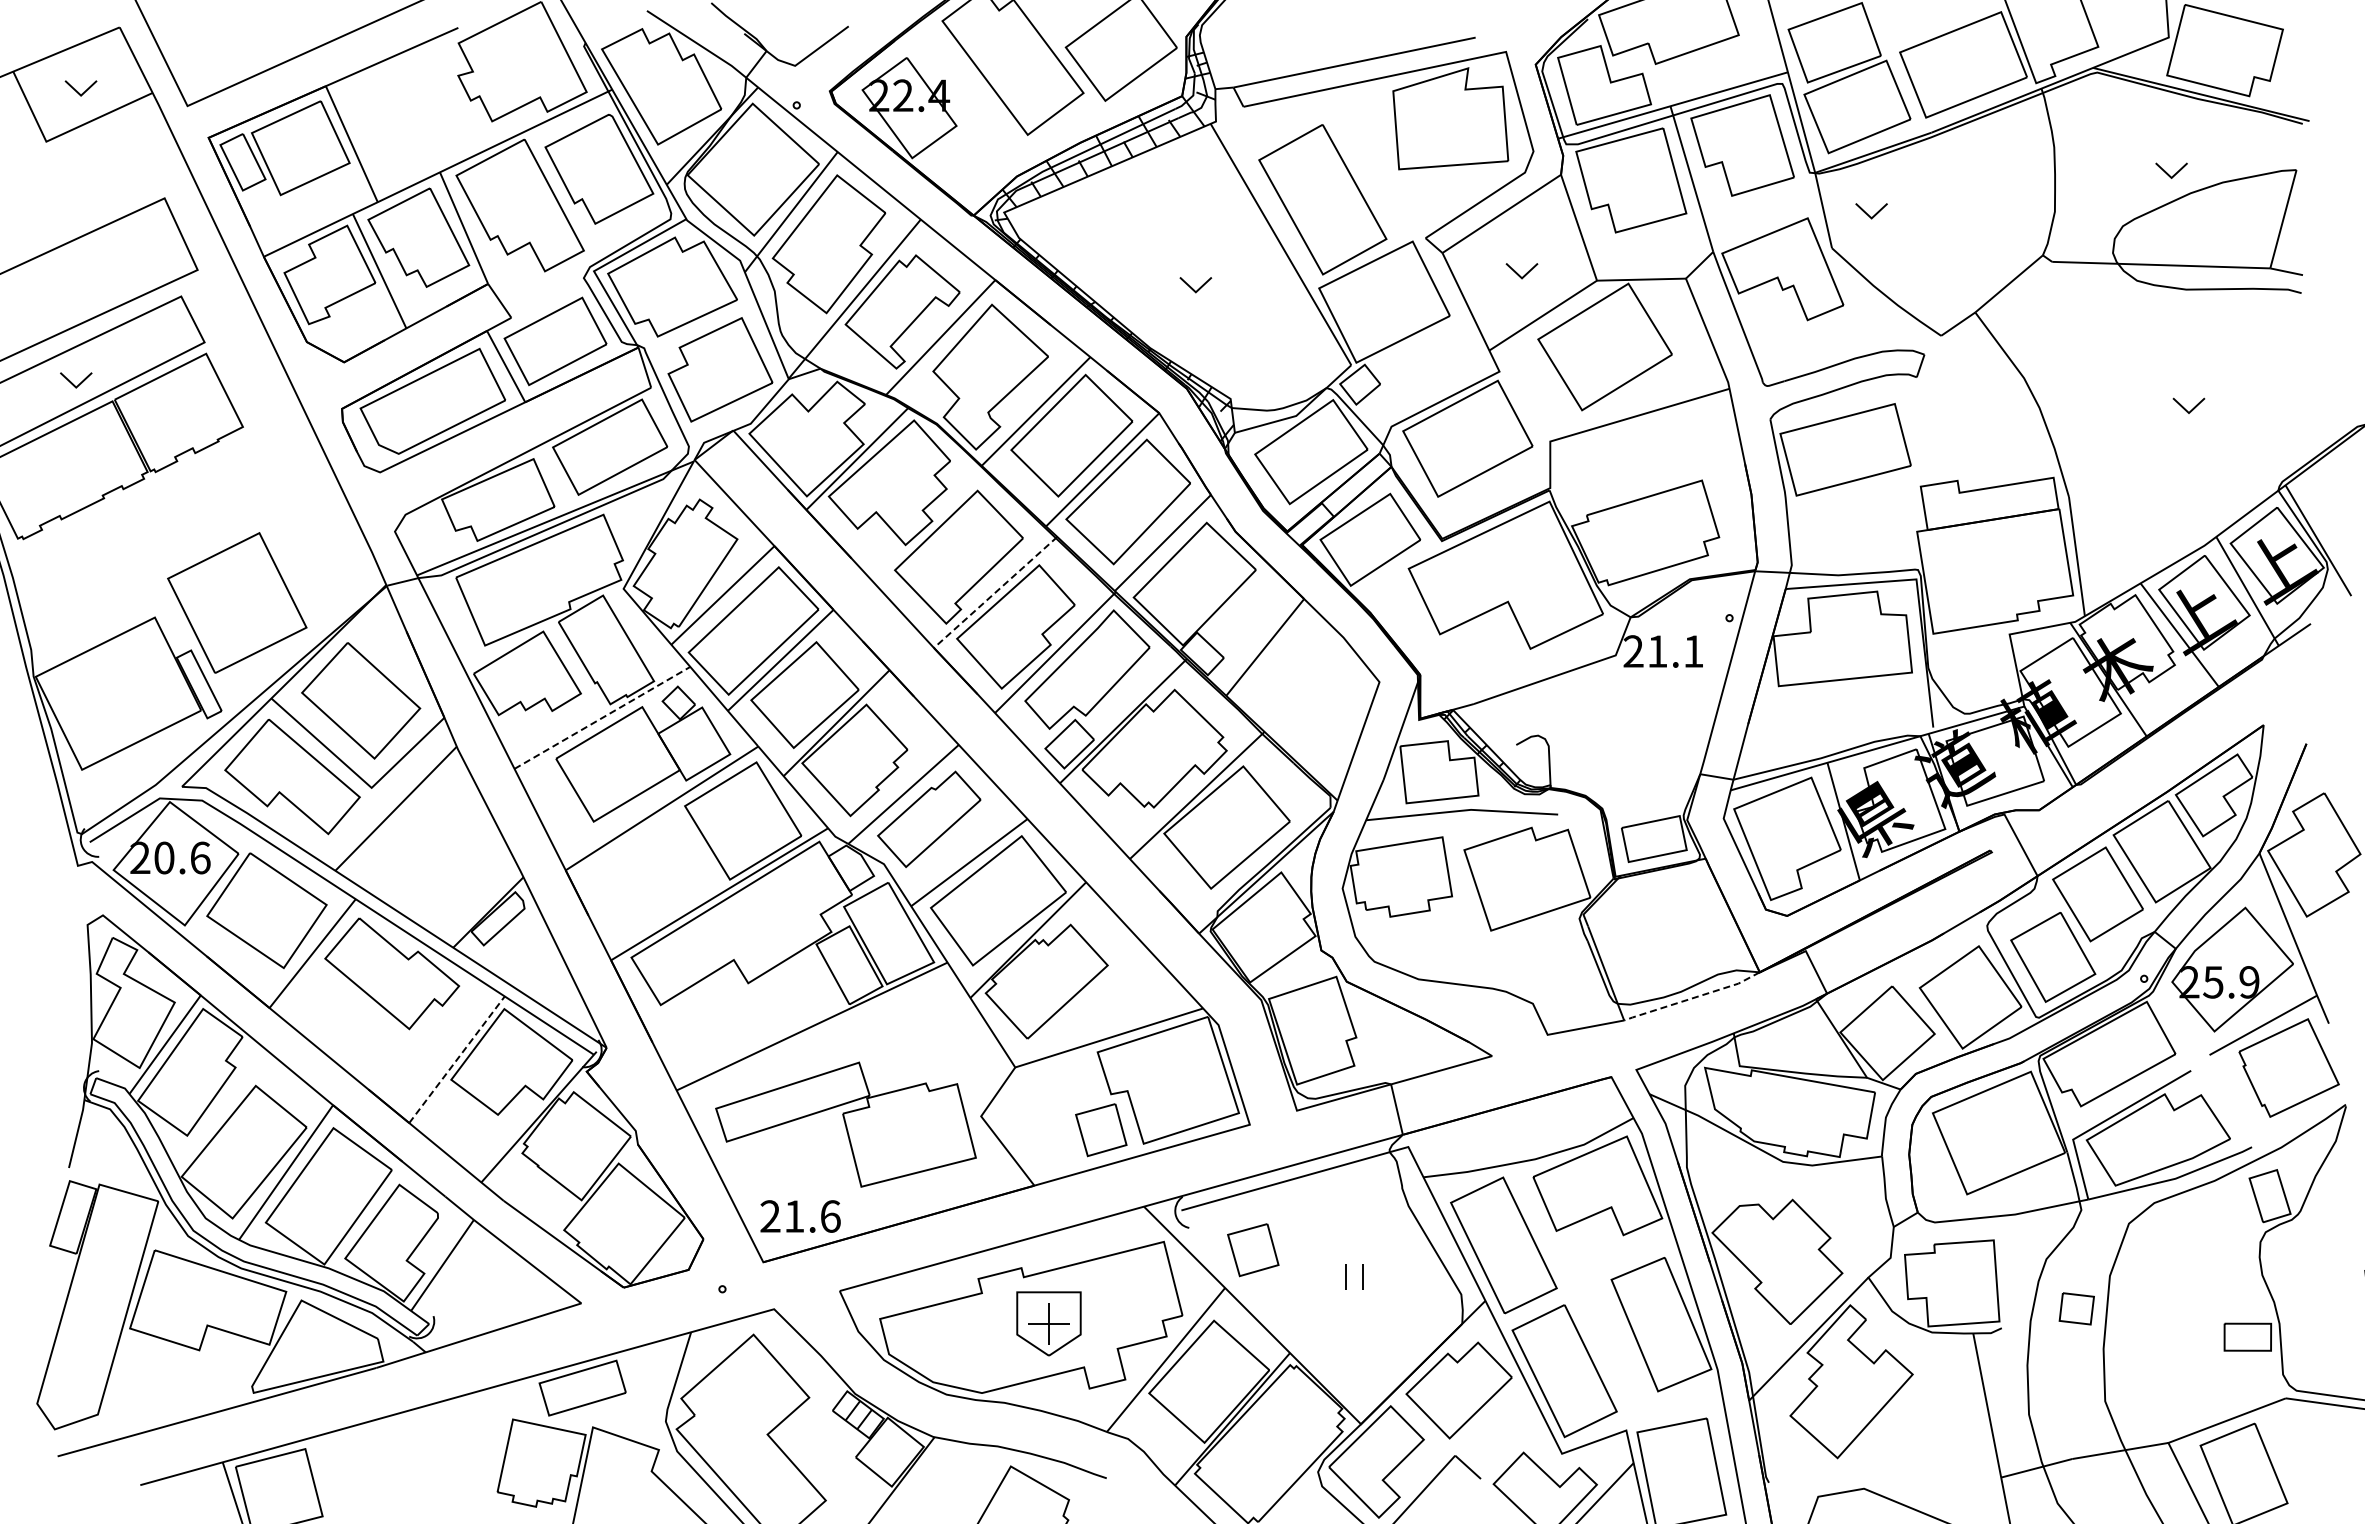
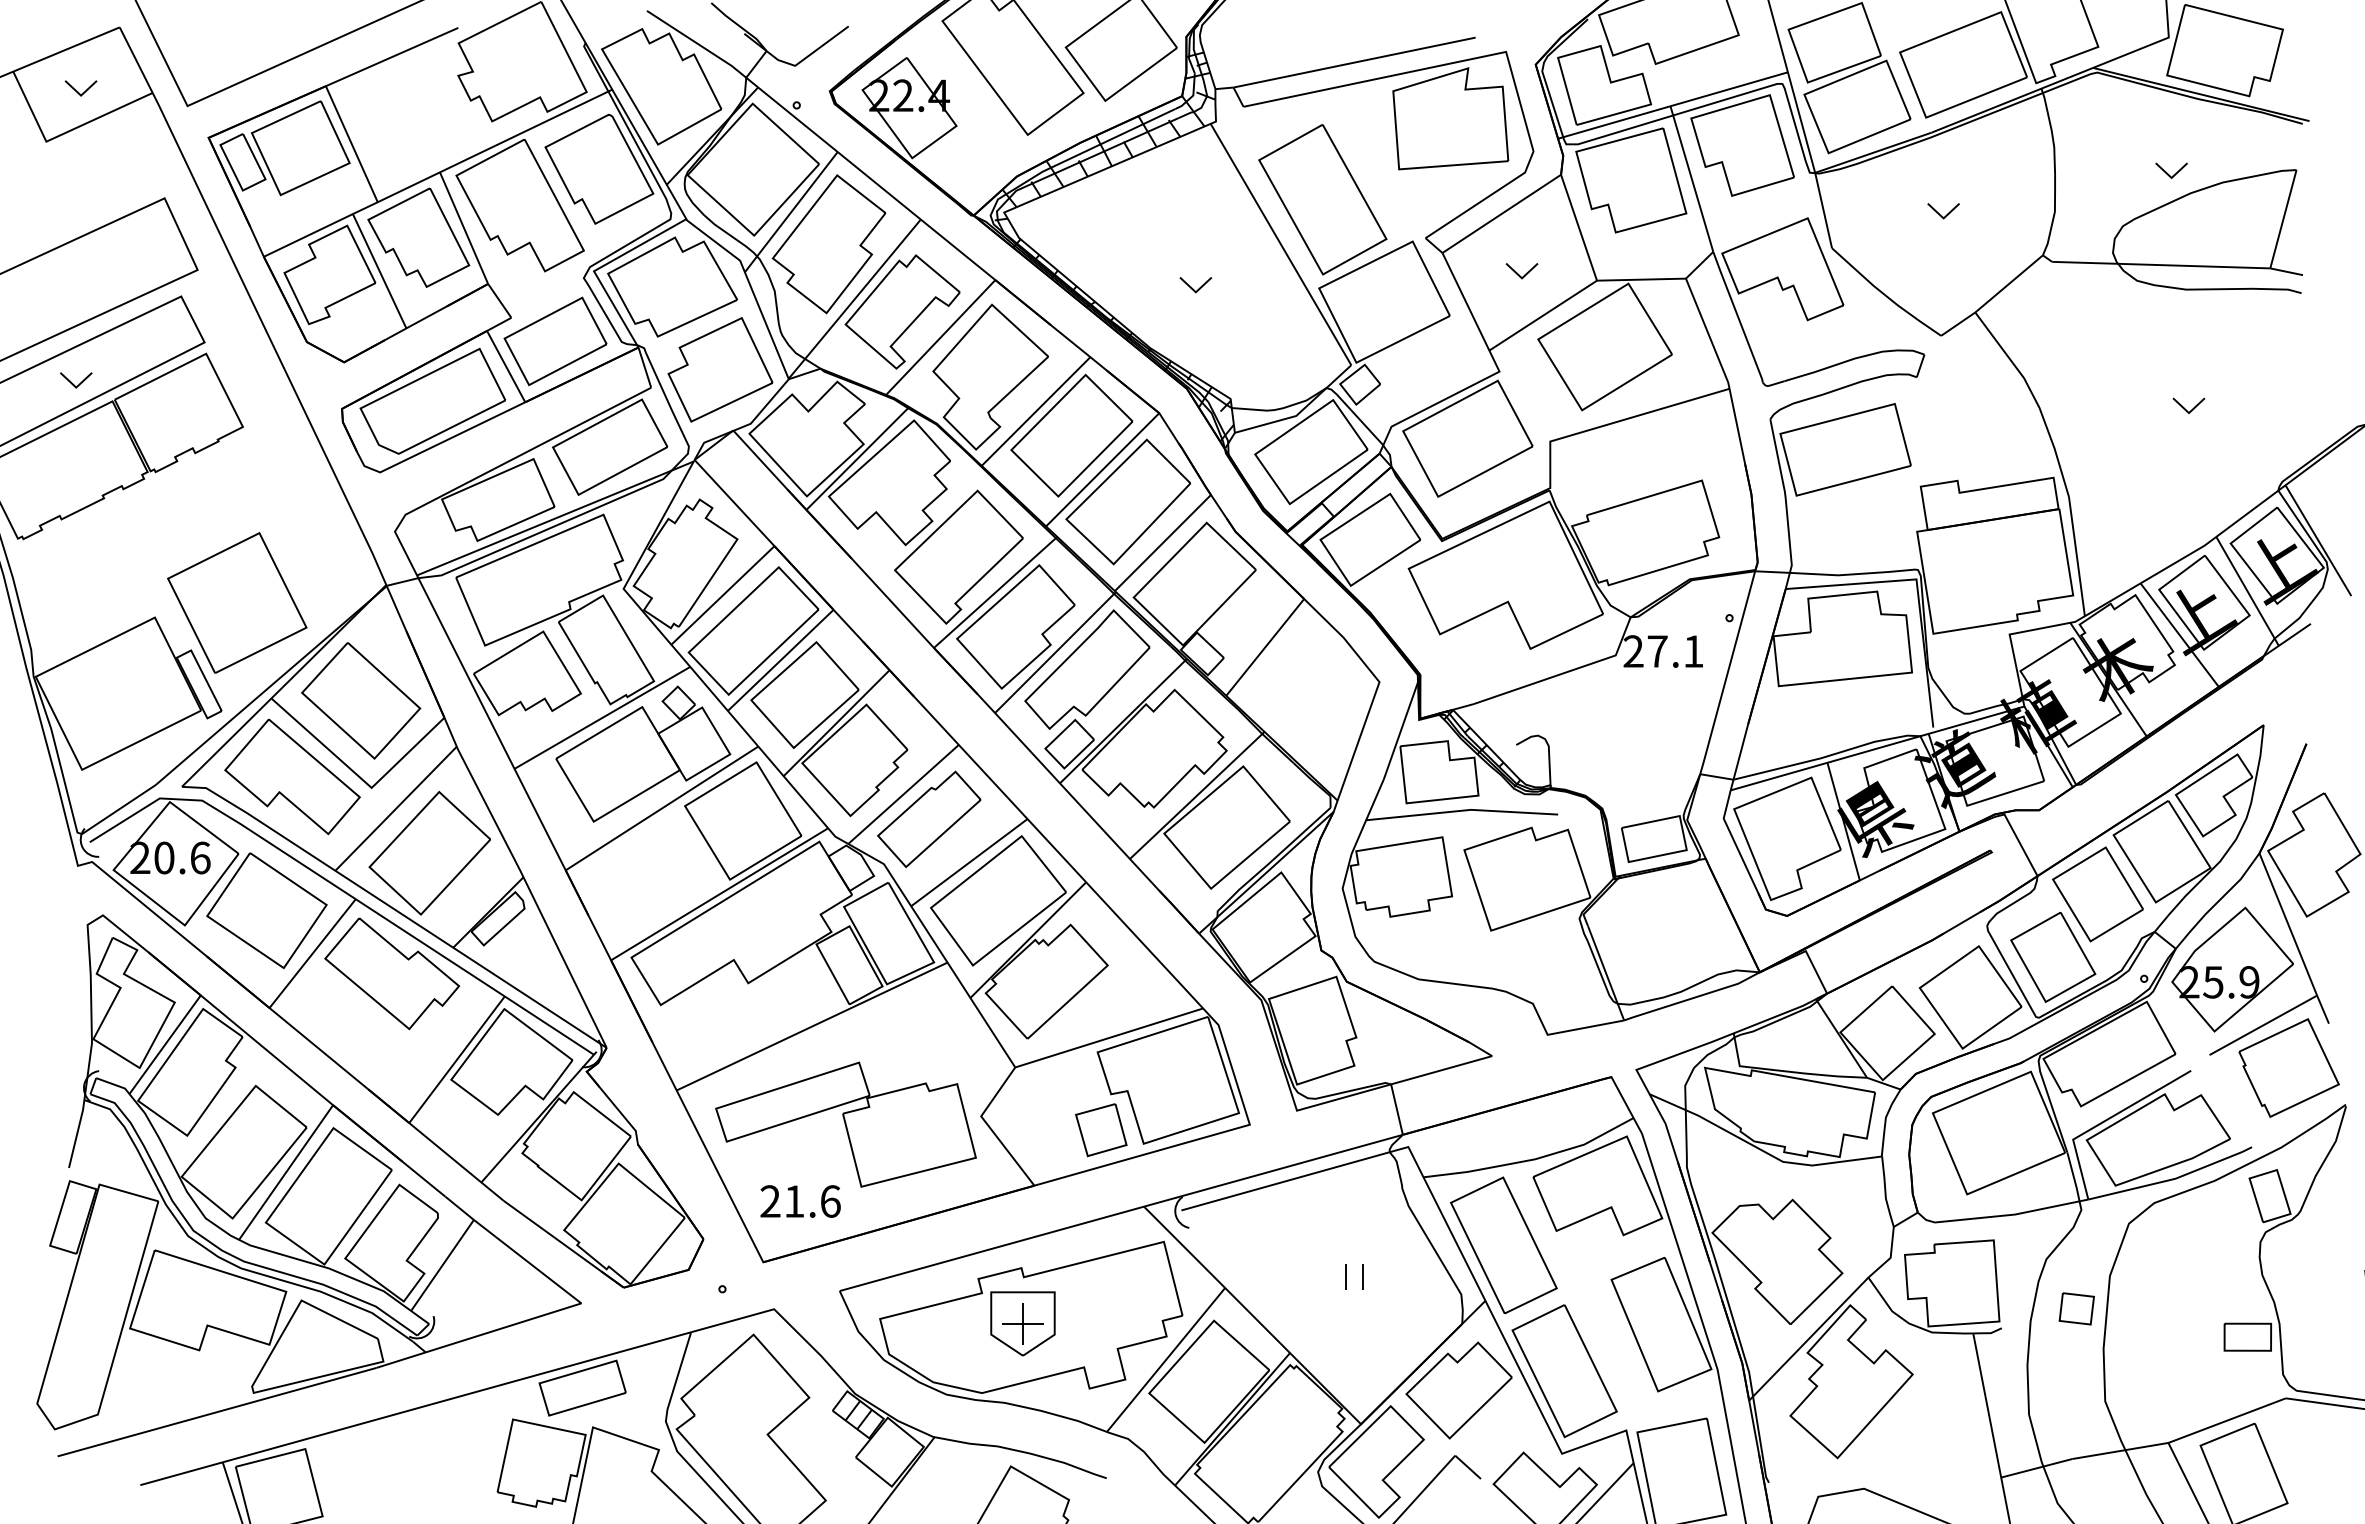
part position: (1871, 211) -> (1943, 211) (1943, 211)
line: dashed -> solid (995, 592)
text: 21.1 -> 27.1 (1657, 651)
line: dashed -> solid (602, 717)
part: none -> present (429, 853)
line: dashed -> solid (1693, 998)
line: dashed -> solid (457, 1059)
text position: (800, 1216) -> (800, 1201) (800, 1201)
part: present -> none (1253, 1250)
part position: (1048, 1323) -> (1022, 1323) (1022, 1323)
